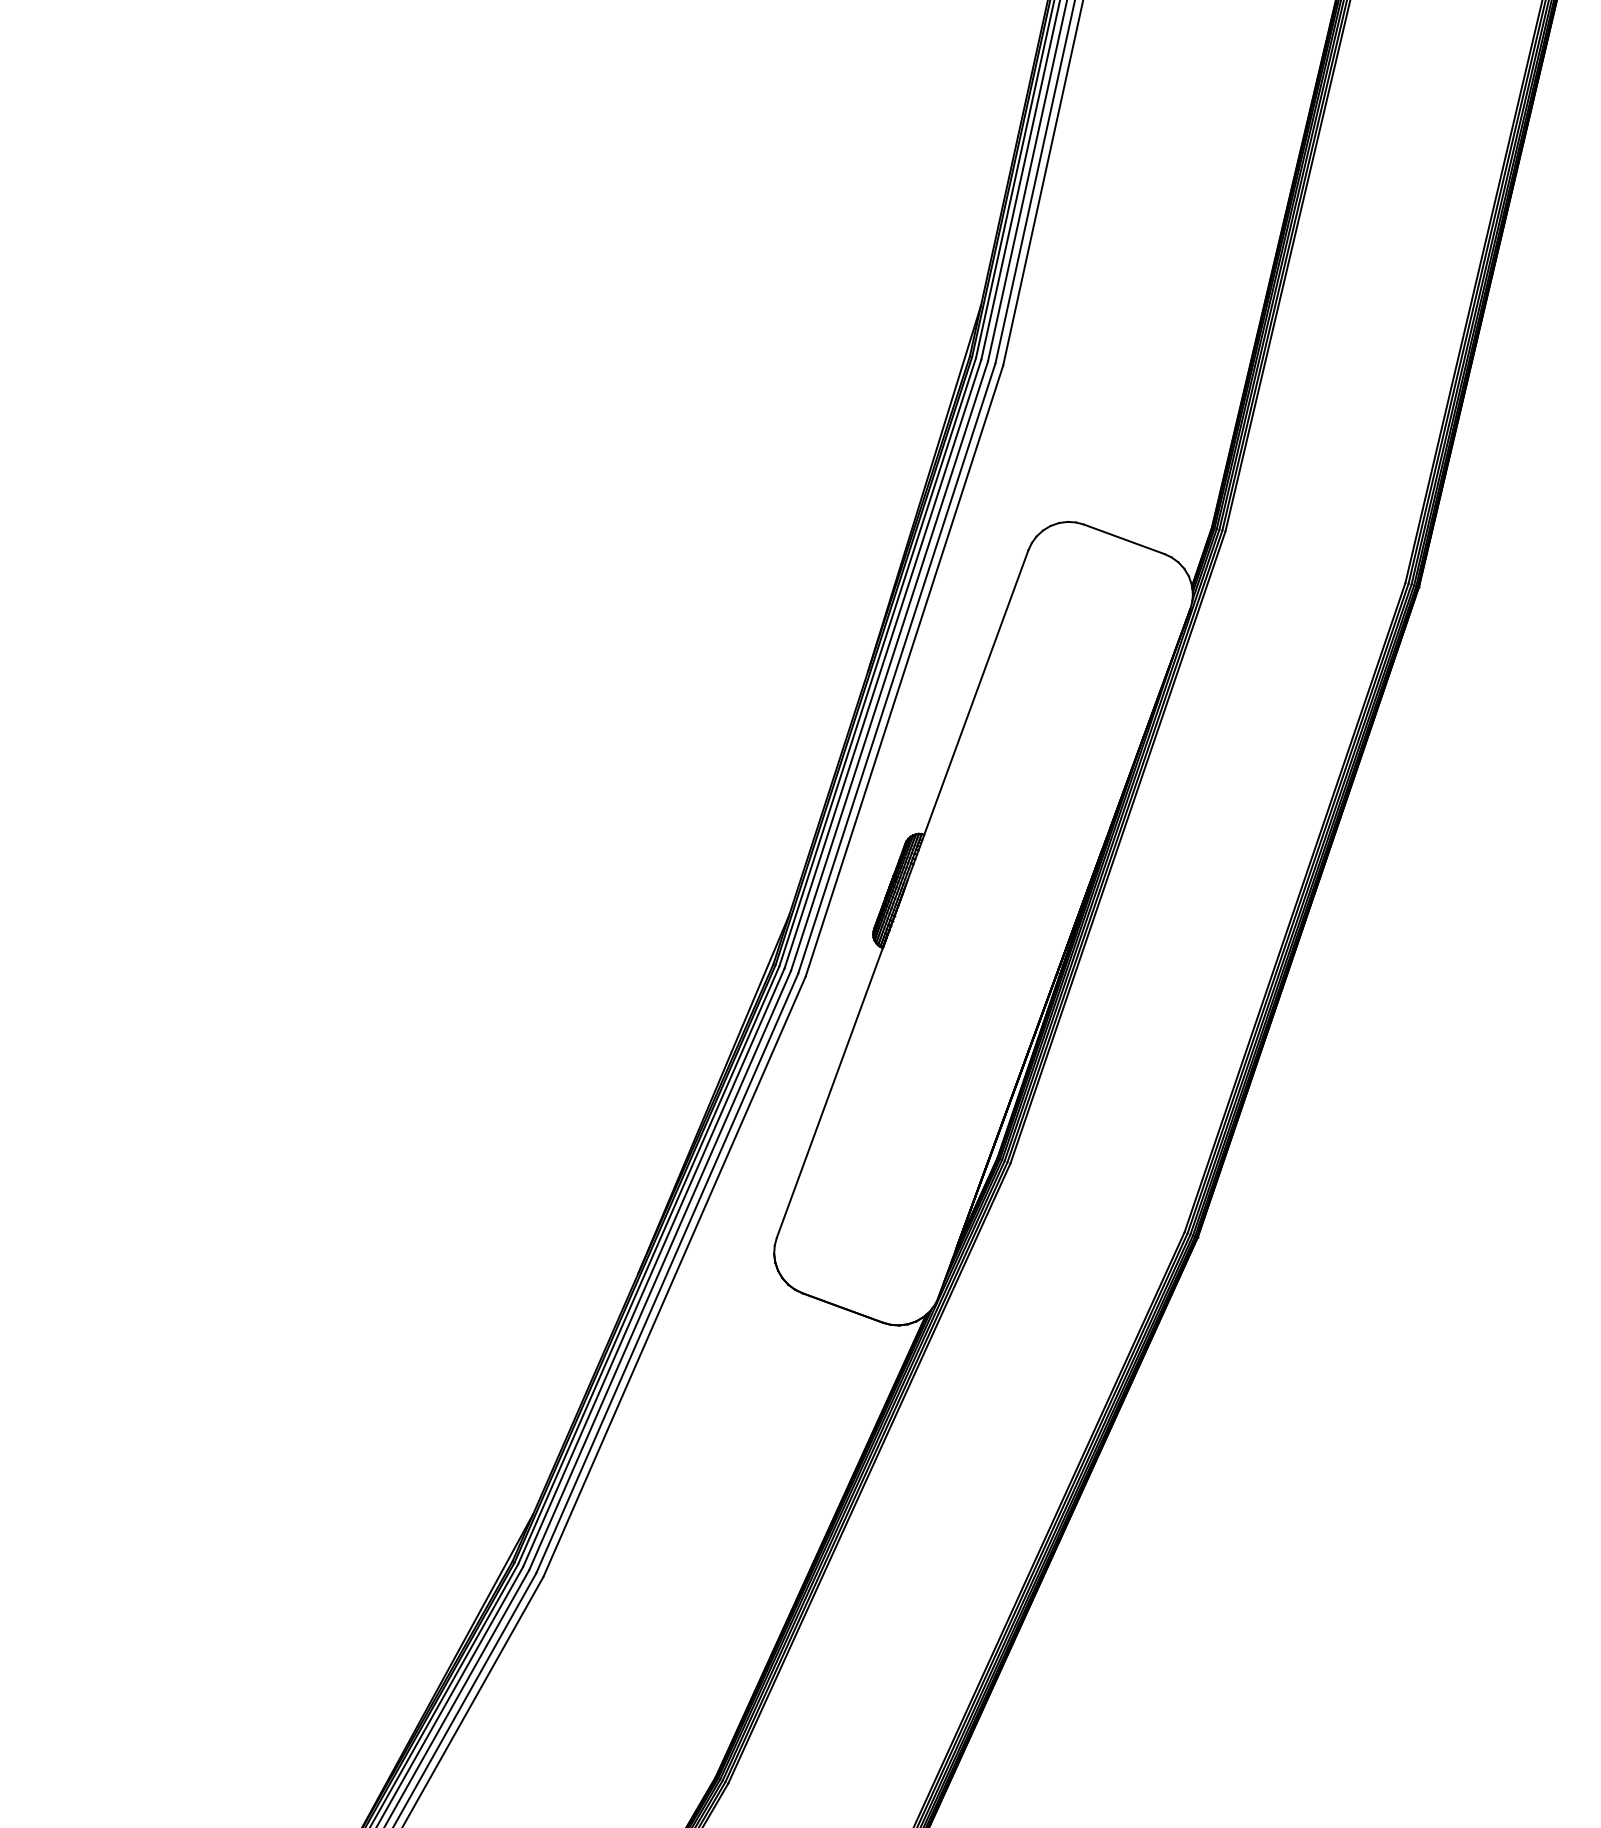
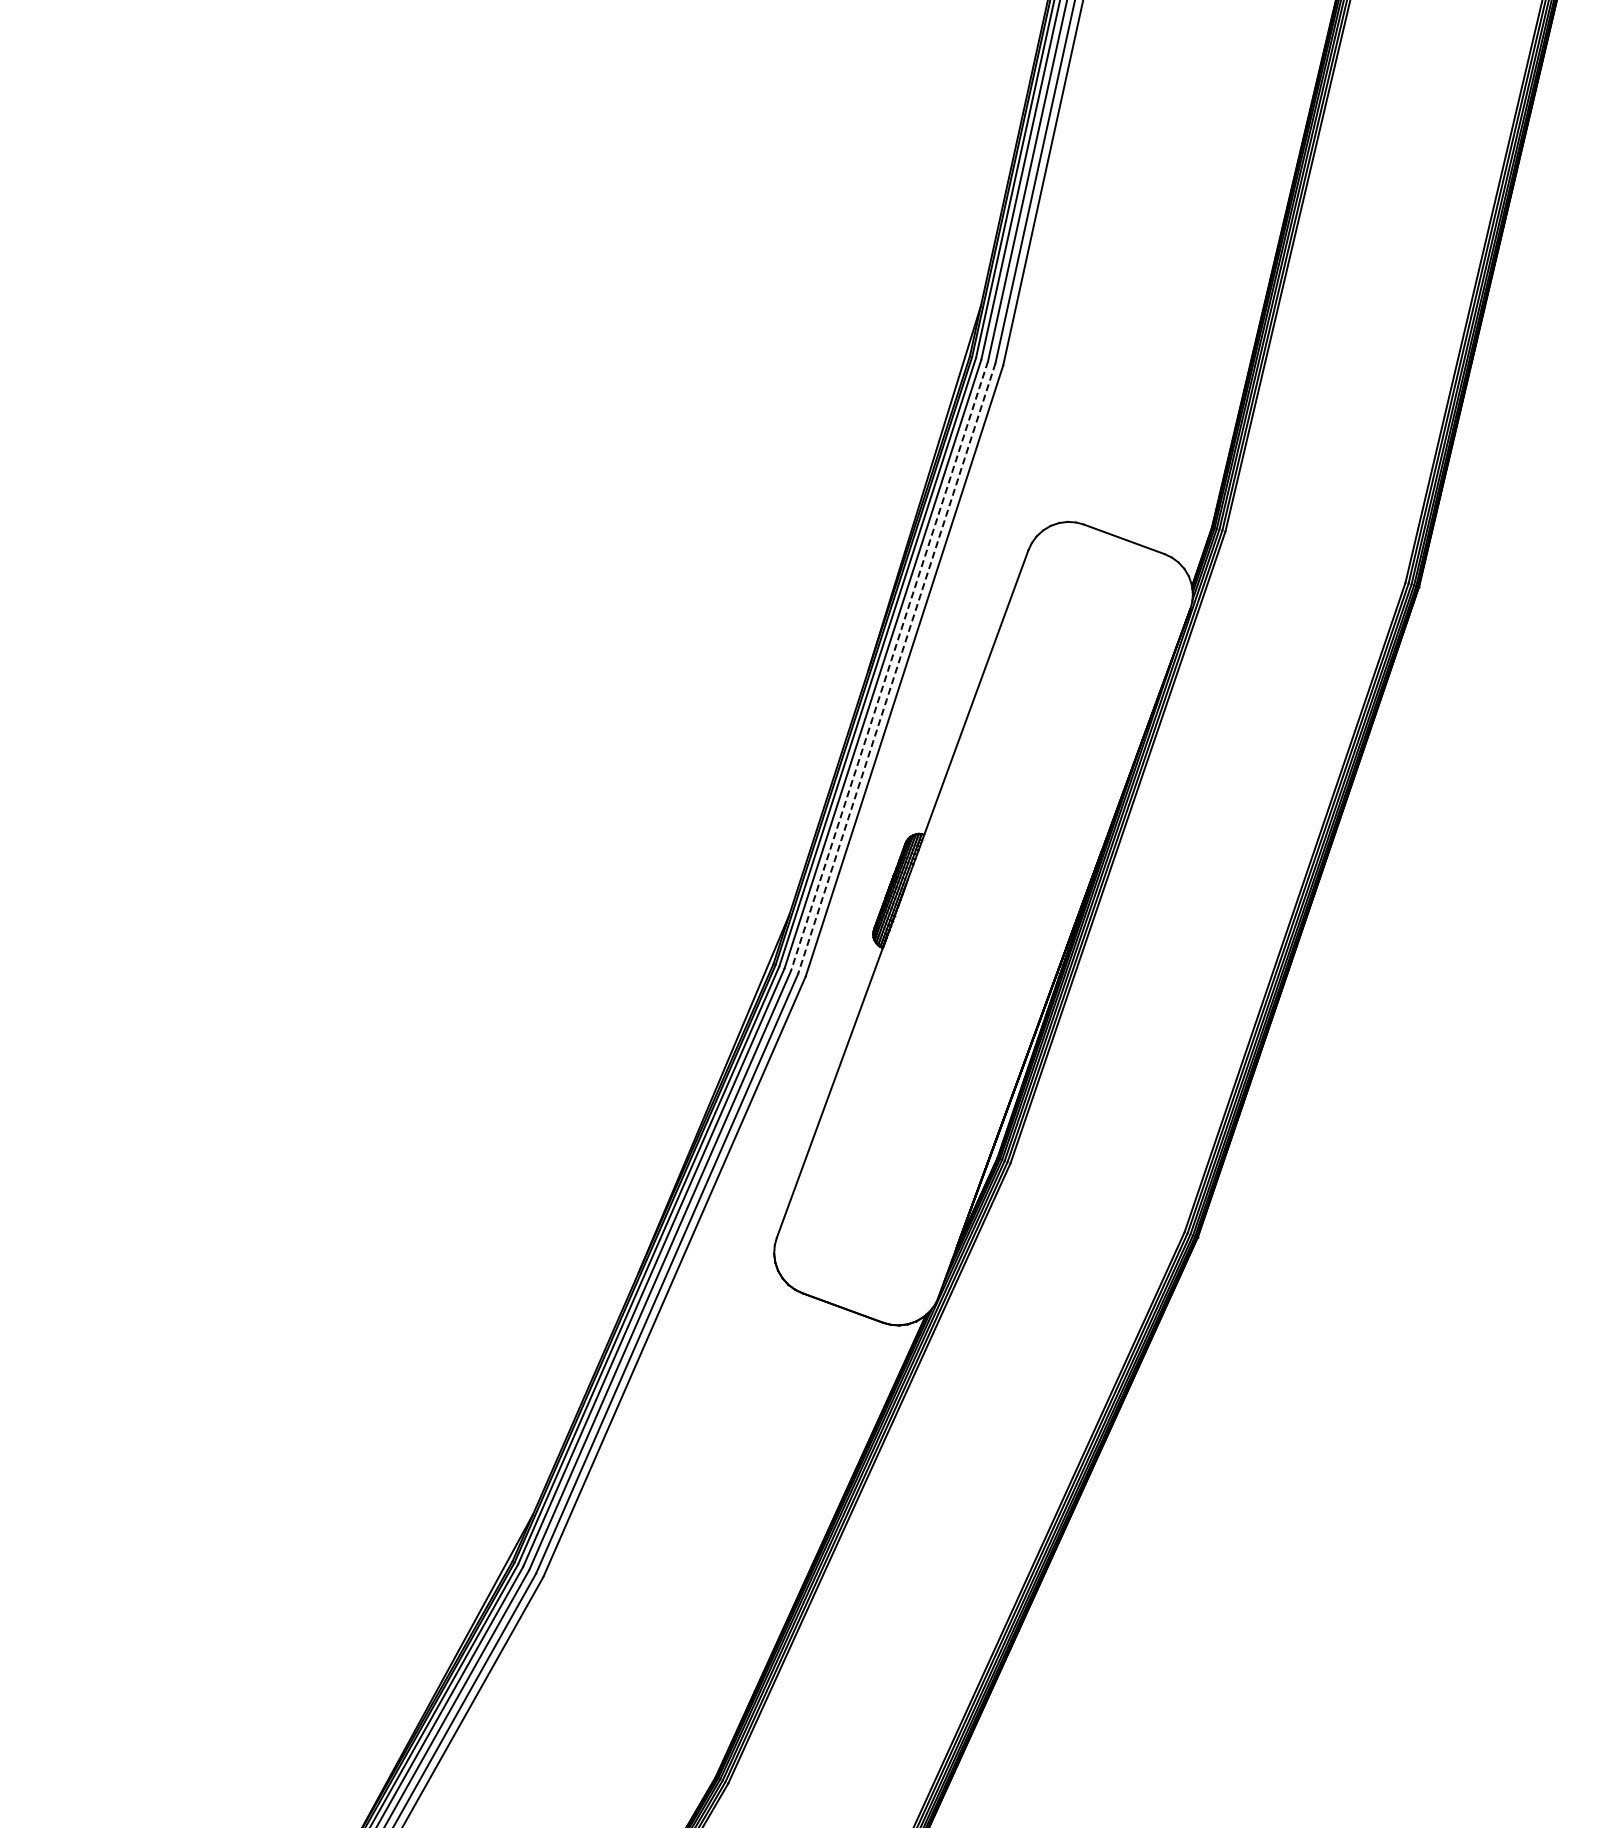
line: solid -> dashed (889, 666)
line: solid -> dashed (896, 668)
